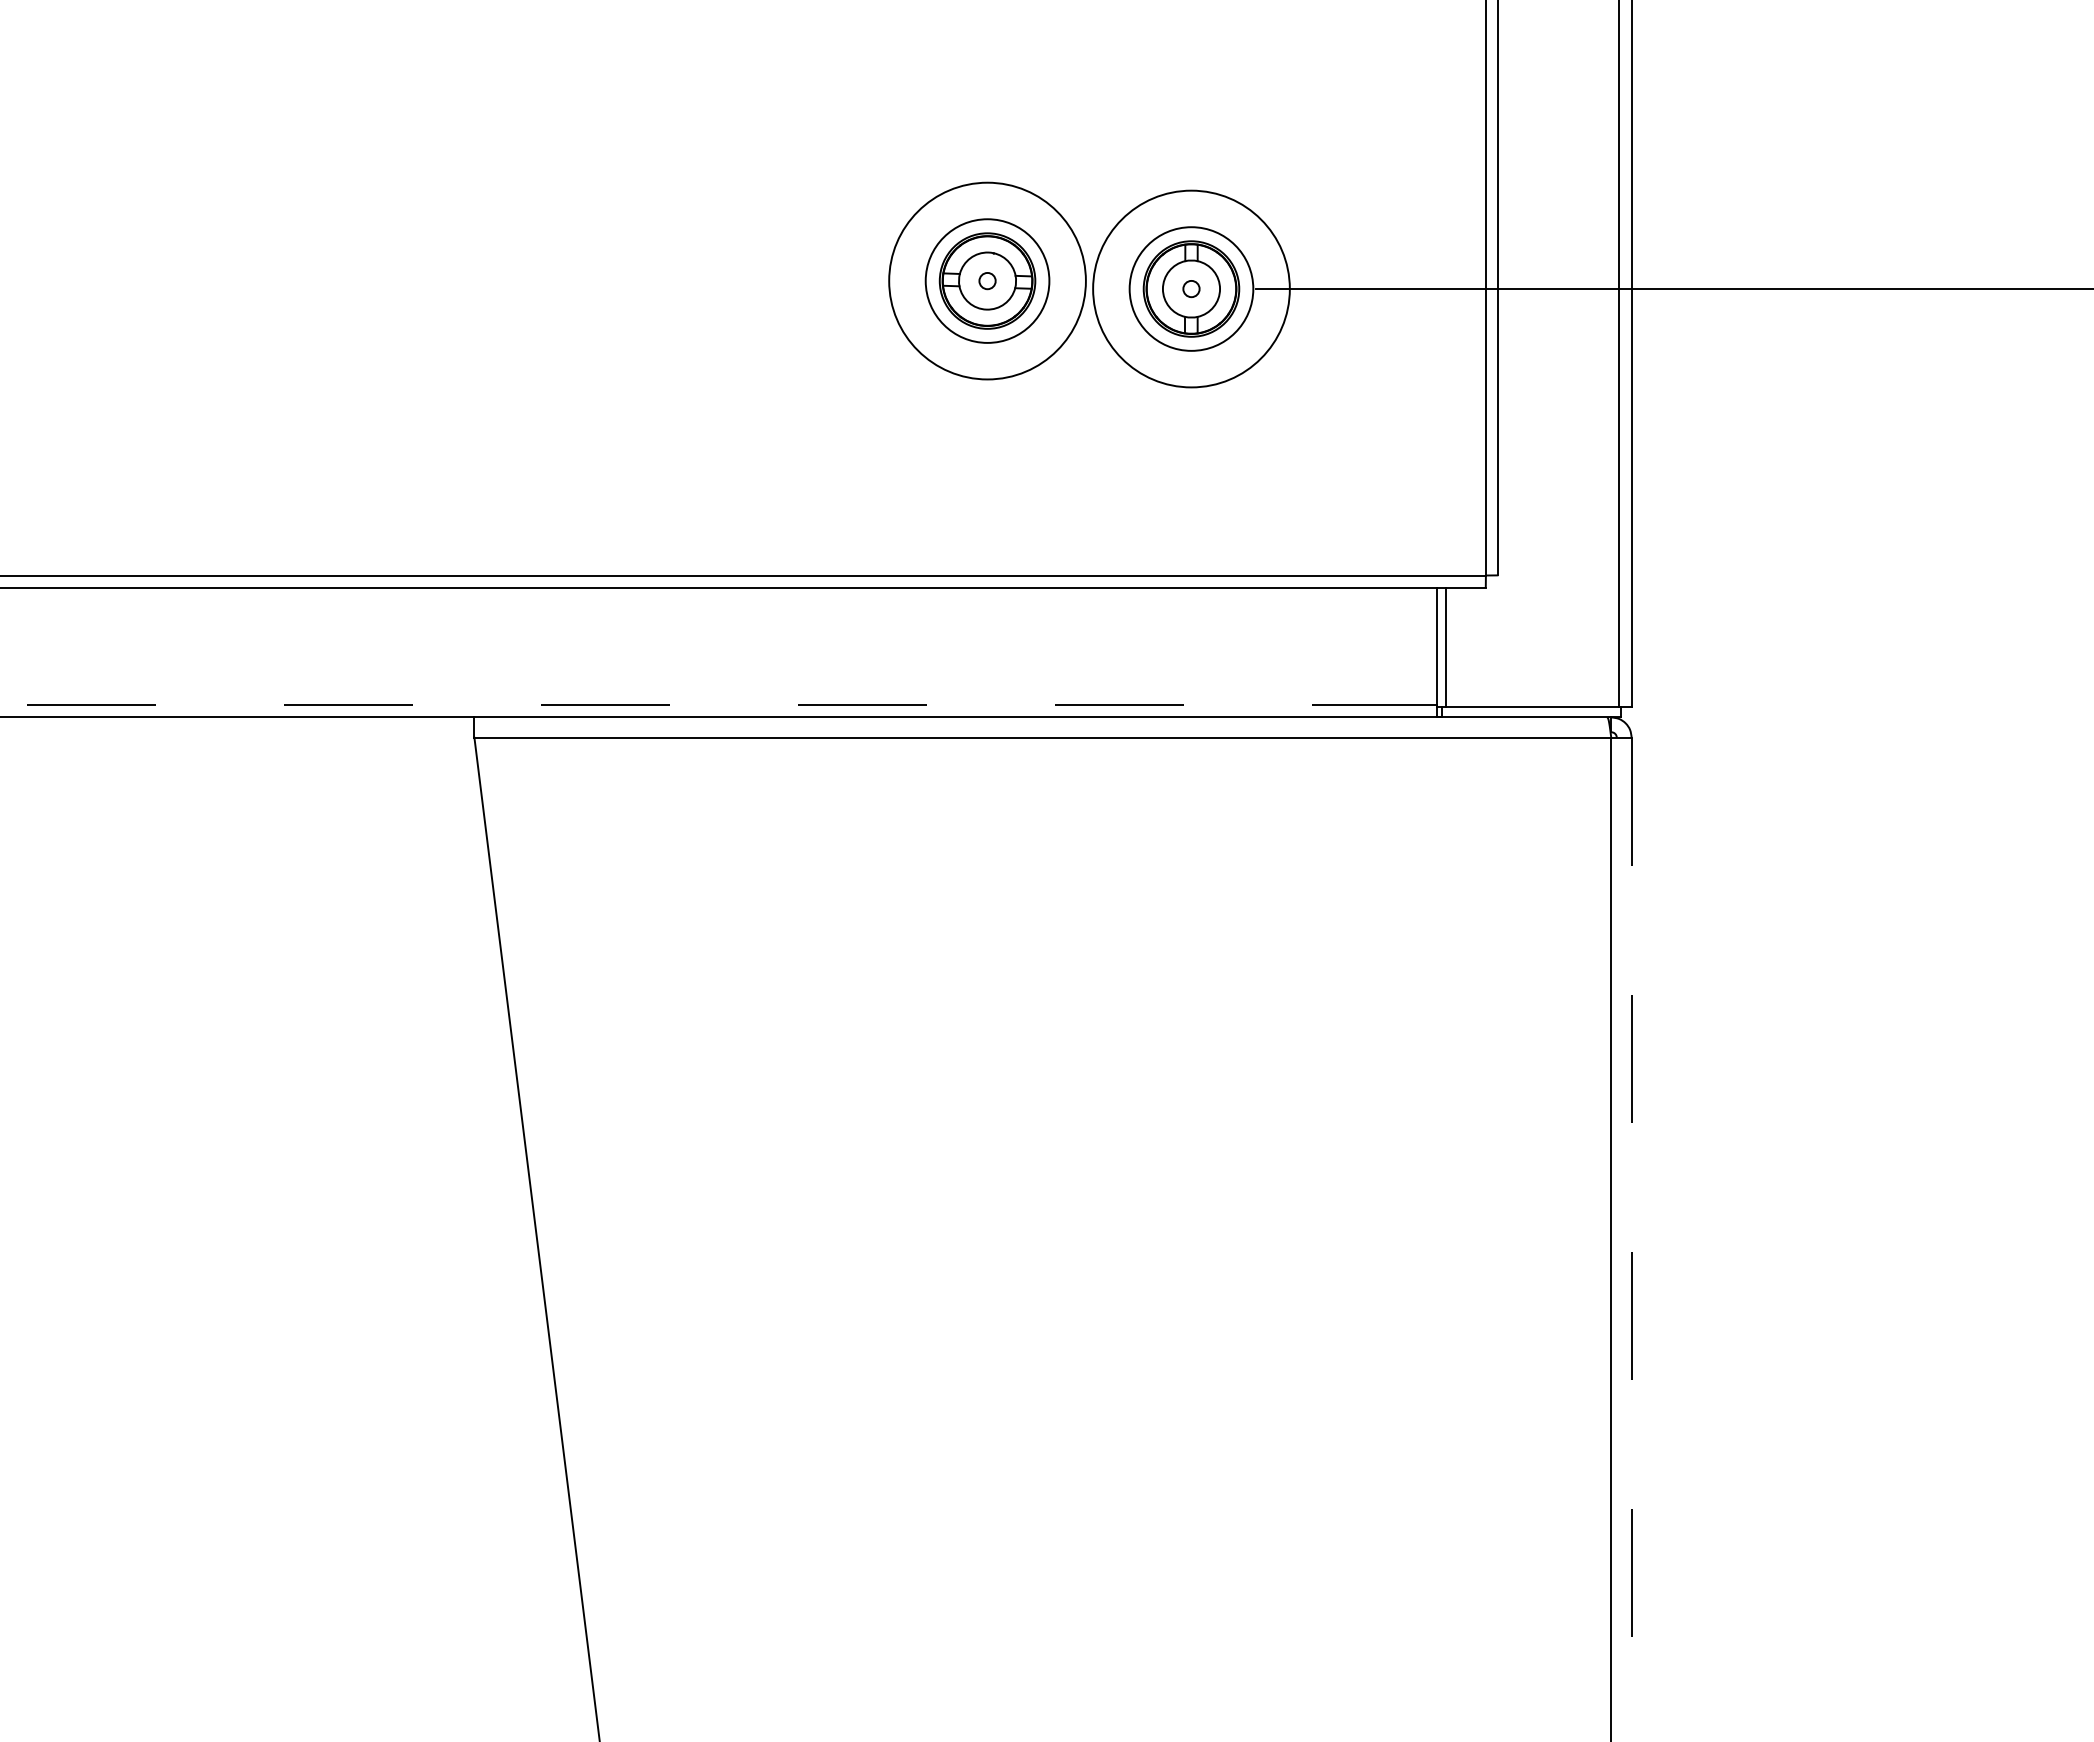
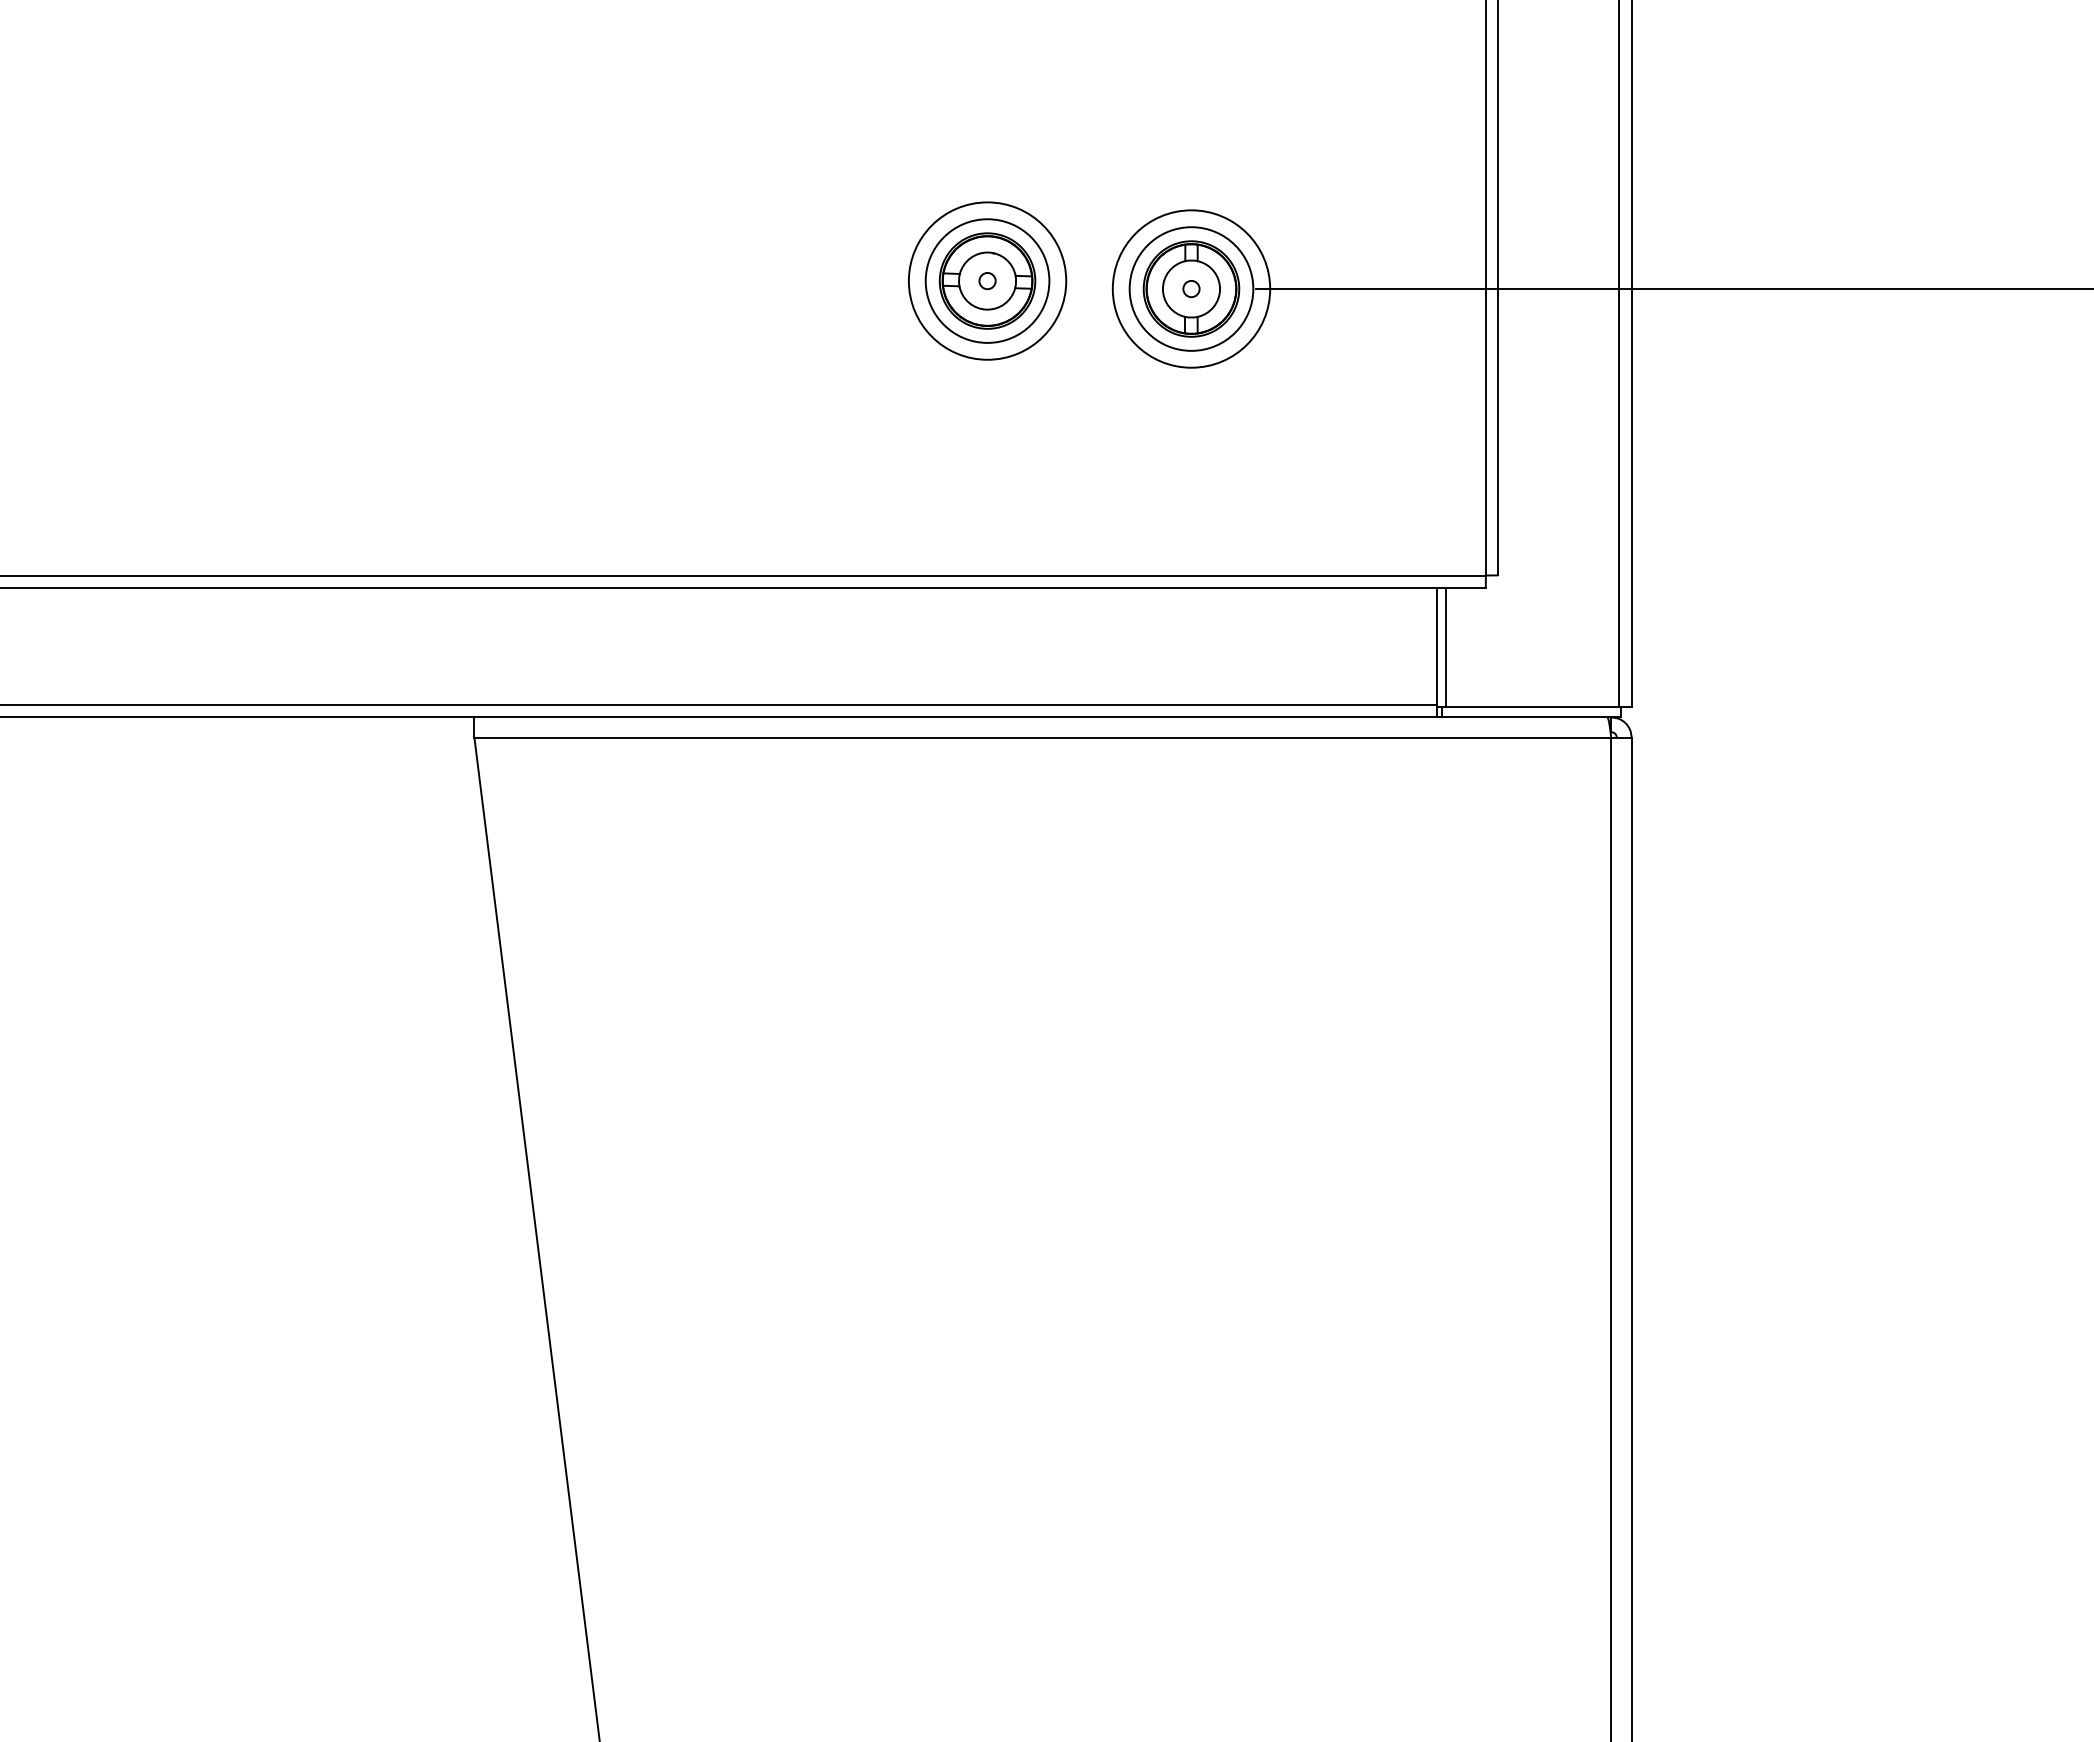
circle diameter: 197 px -> 157 px (987, 280)
circle diameter: 197 px -> 157 px (1191, 288)
line: dashed -> solid (719, 704)
line: dashed -> solid (1631, 1239)
